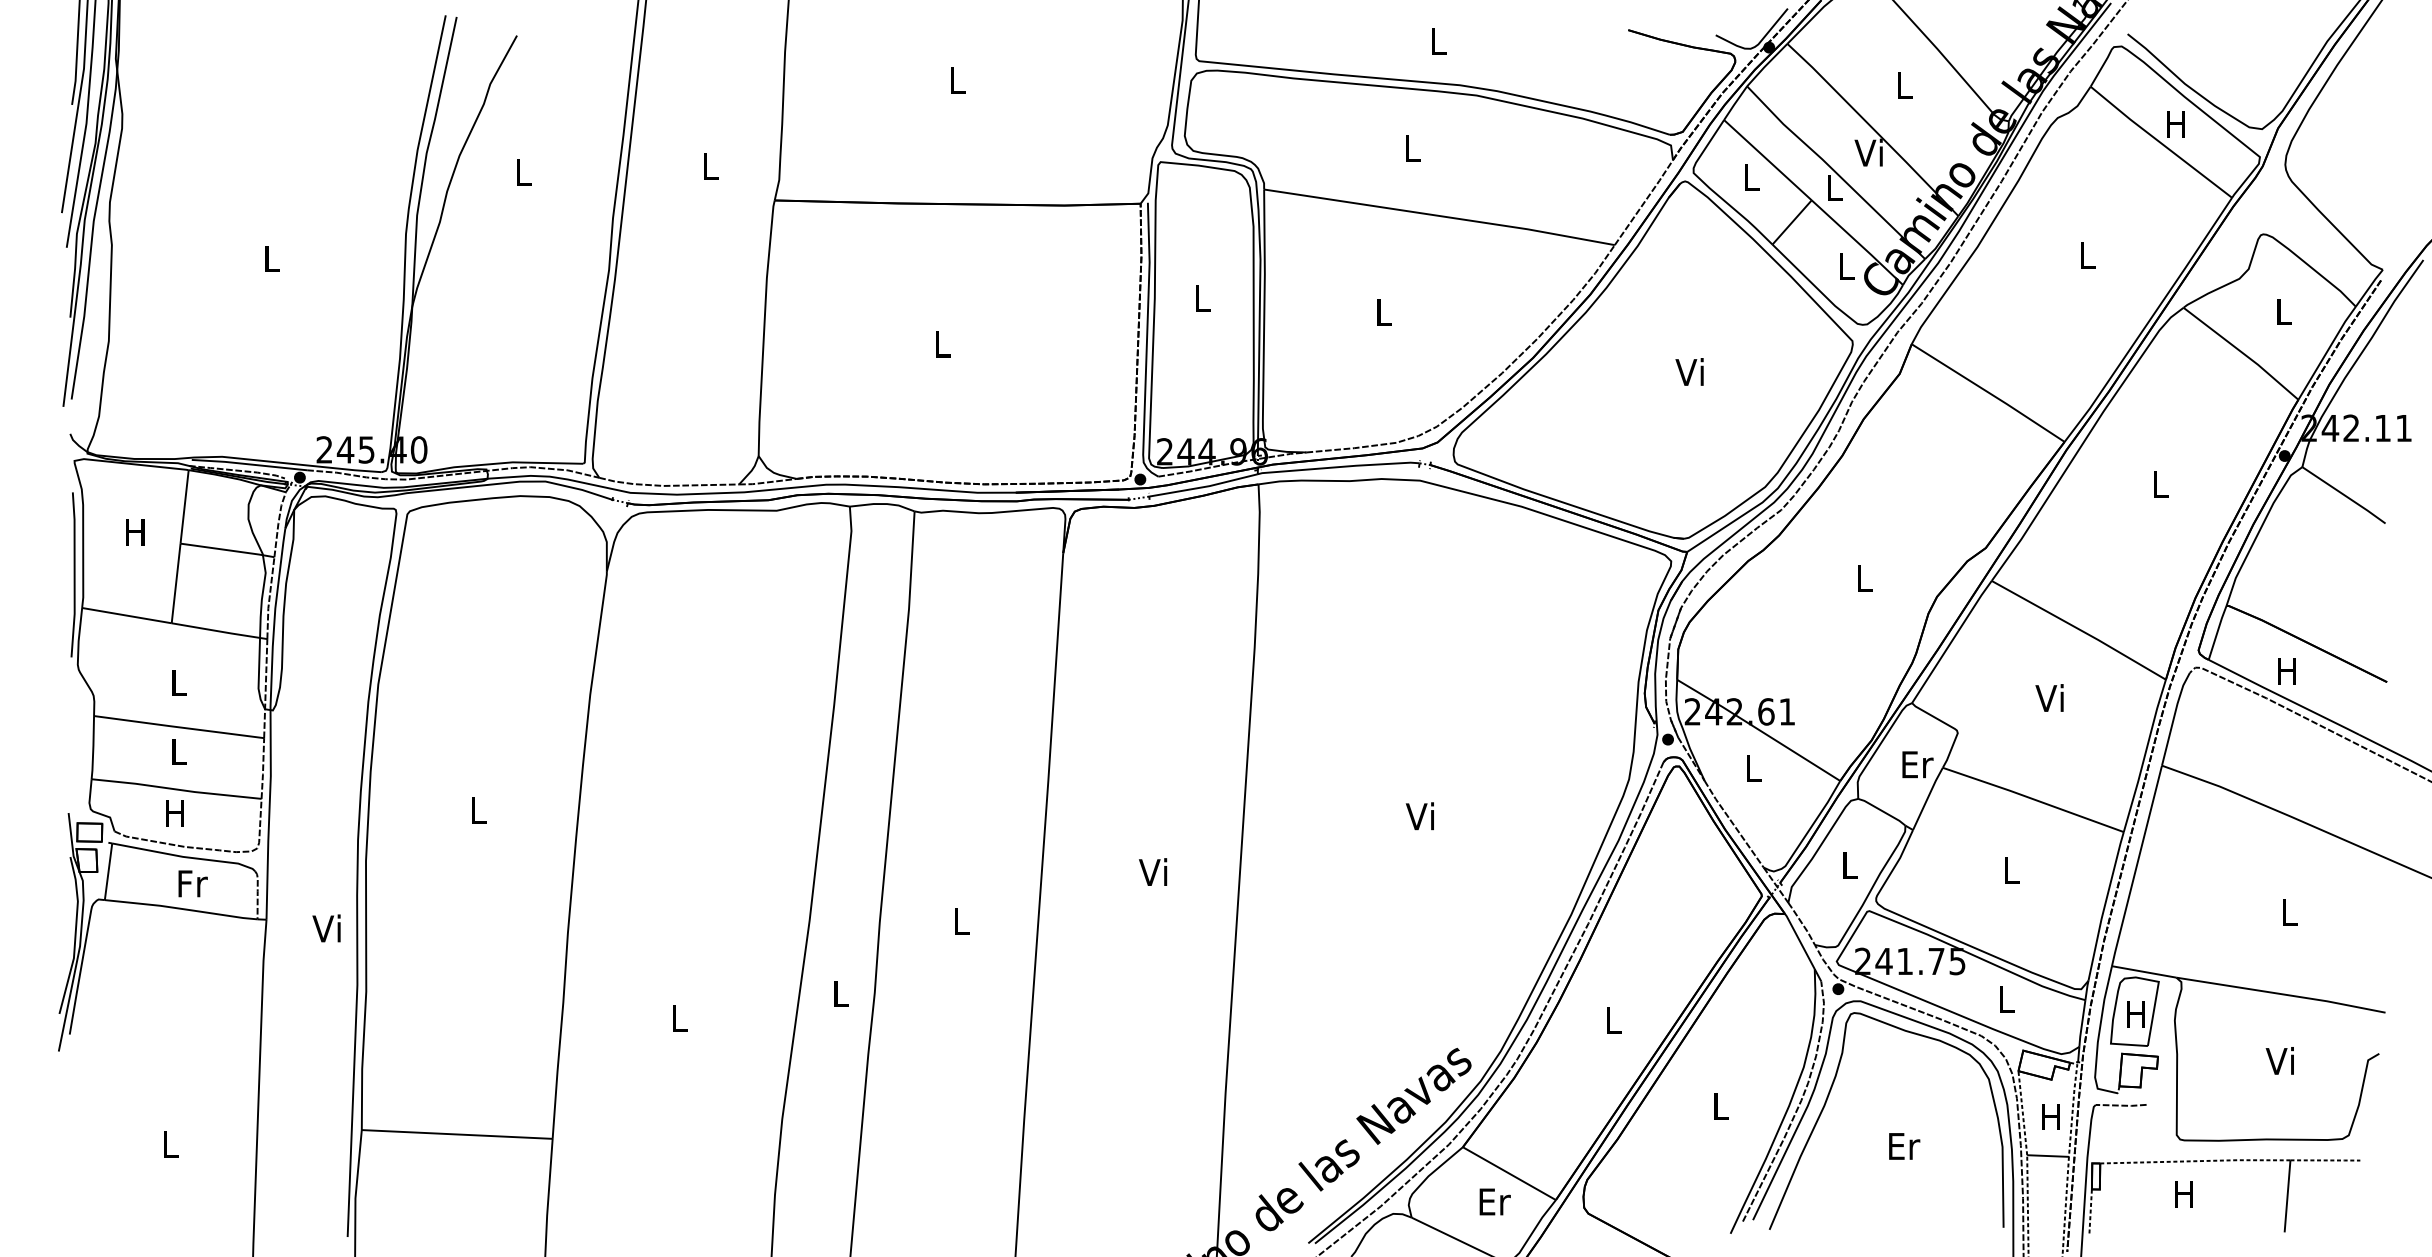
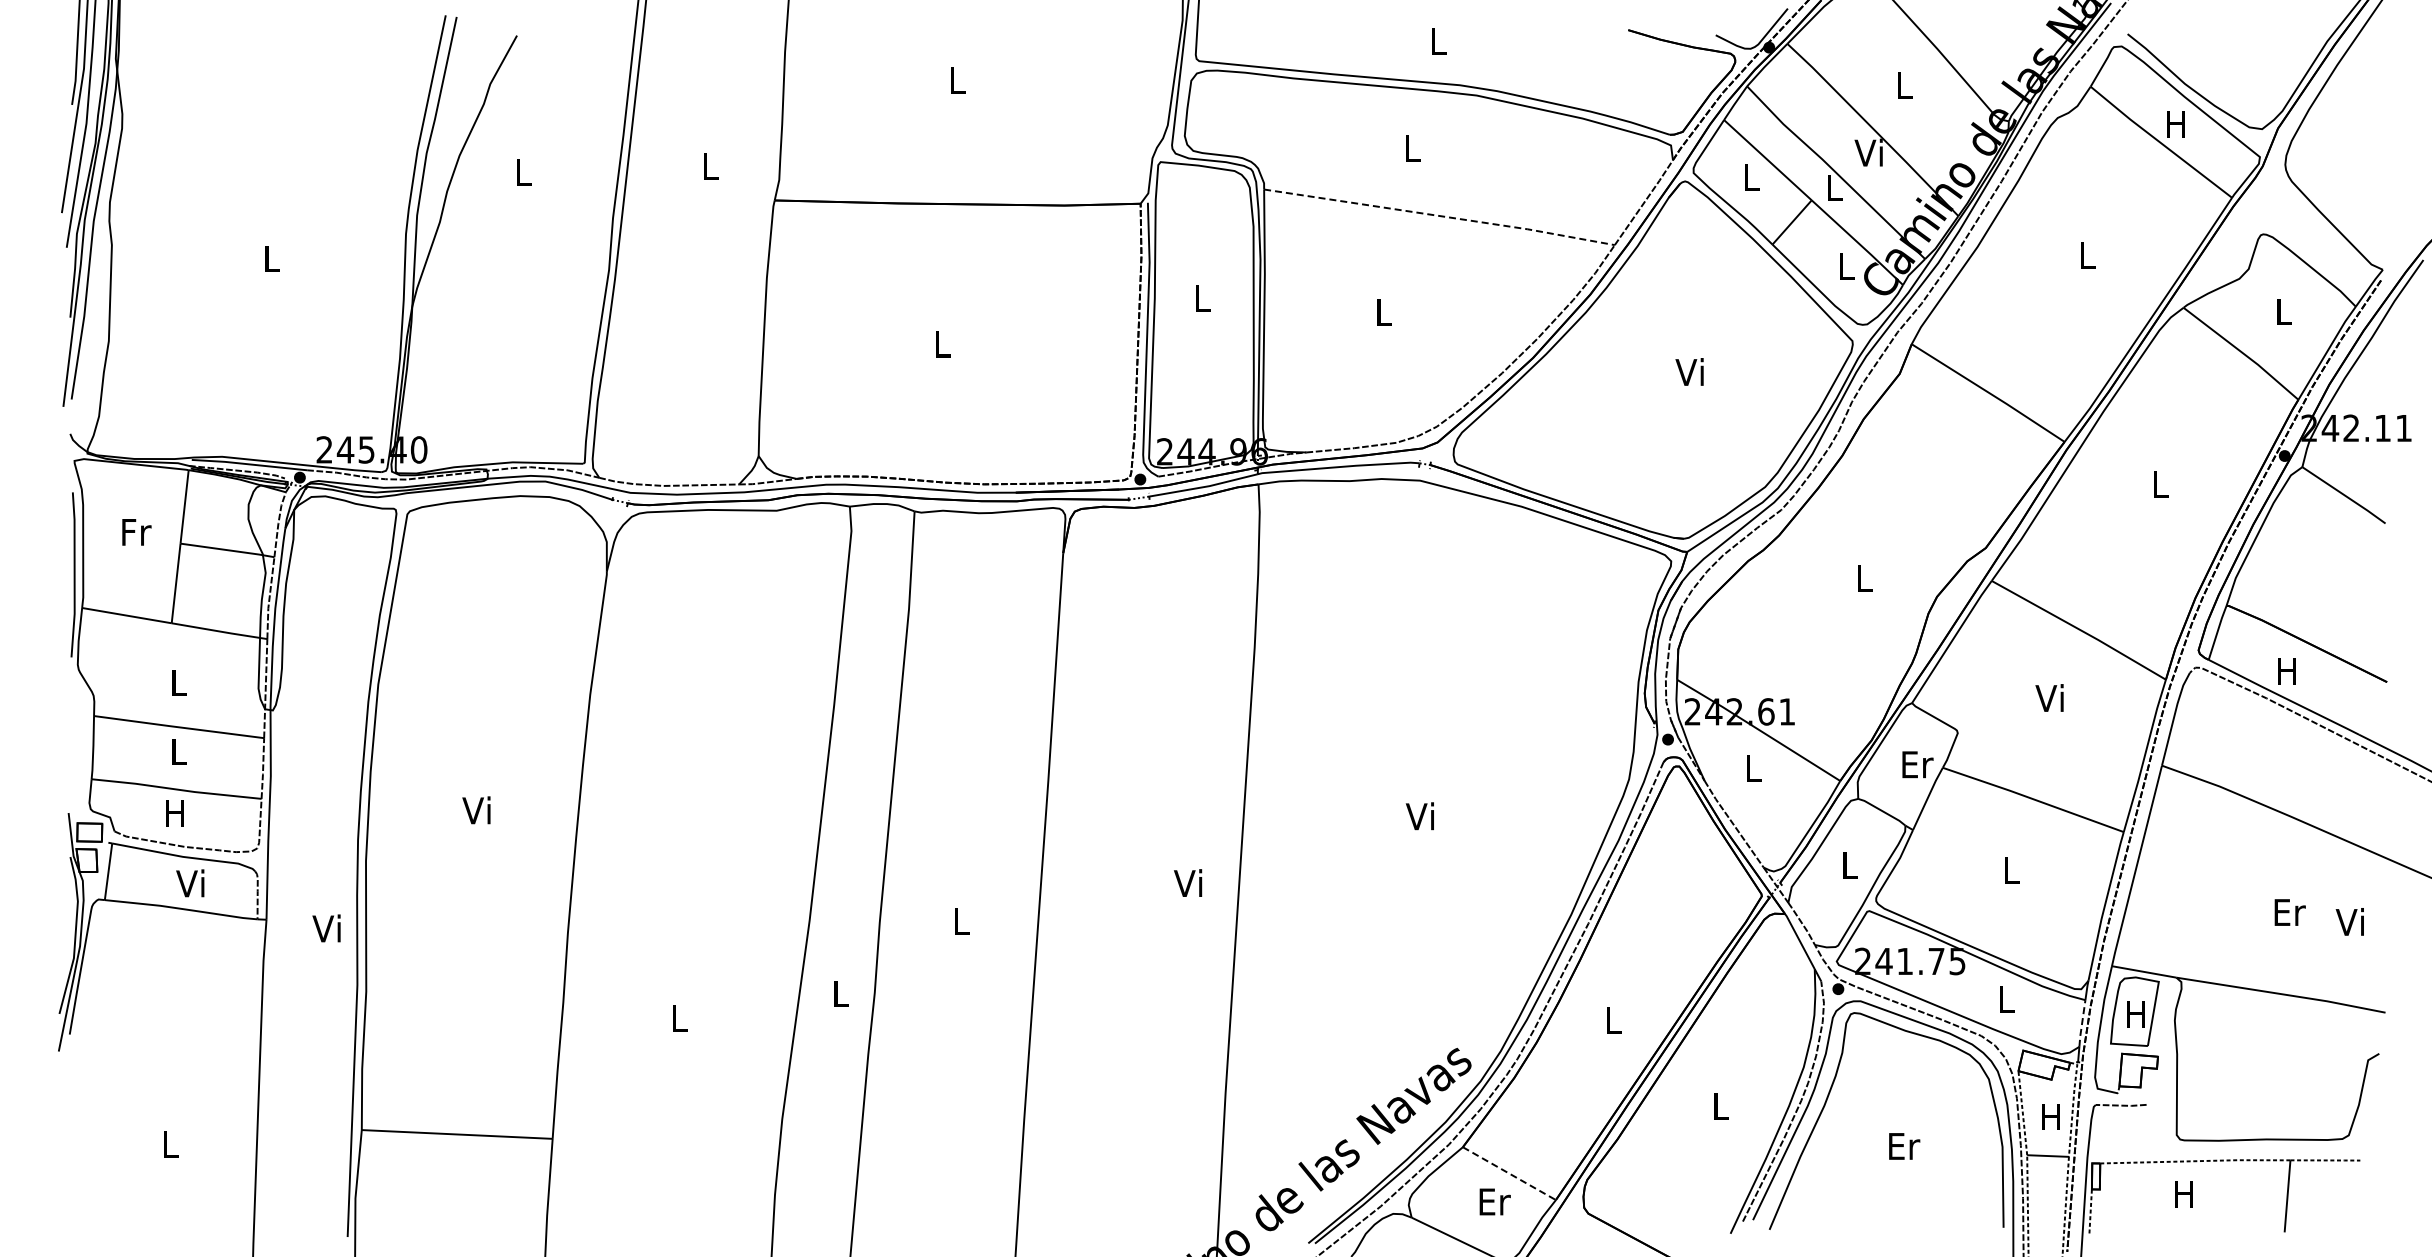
line: solid -> dashed (1440, 216)
text: H -> Fr (136, 532)
text: L -> Vi (476, 810)
text position: (1153, 871) -> (1188, 882) (1188, 882)
text: Fr -> Vi (191, 883)
text: L -> Er (2289, 912)
line: solid -> dashed (2082, 1023)
text position: (2279, 1060) -> (2349, 921) (2349, 921)
line: solid -> dashed (1509, 1173)
